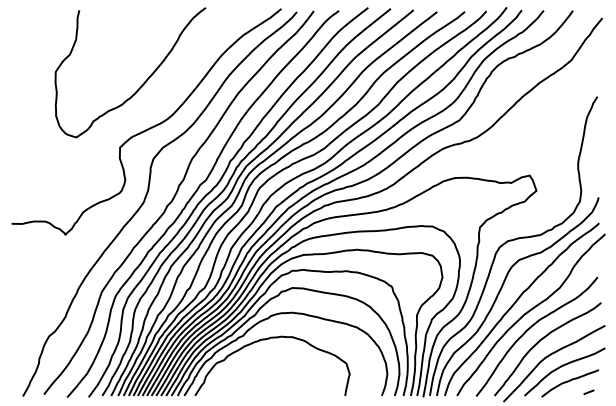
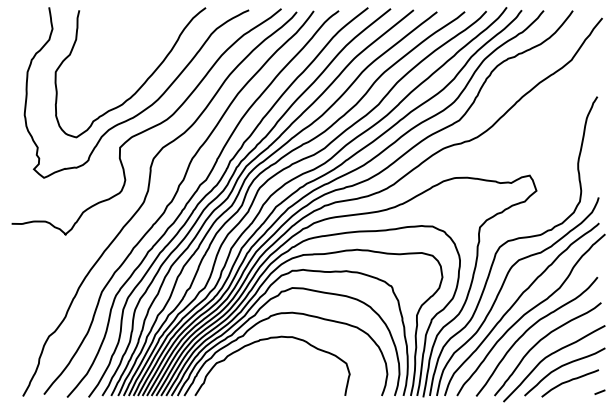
curve: none -> present (147, 106)
line position: (588, 391) -> (599, 391) (599, 391)
